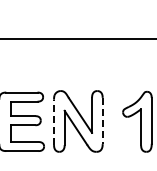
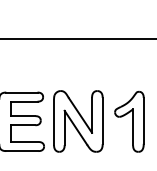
line: dashed -> solid (102, 121)
part position: (137, 121) -> (129, 121) (129, 121)
line: dashed -> solid (54, 122)
